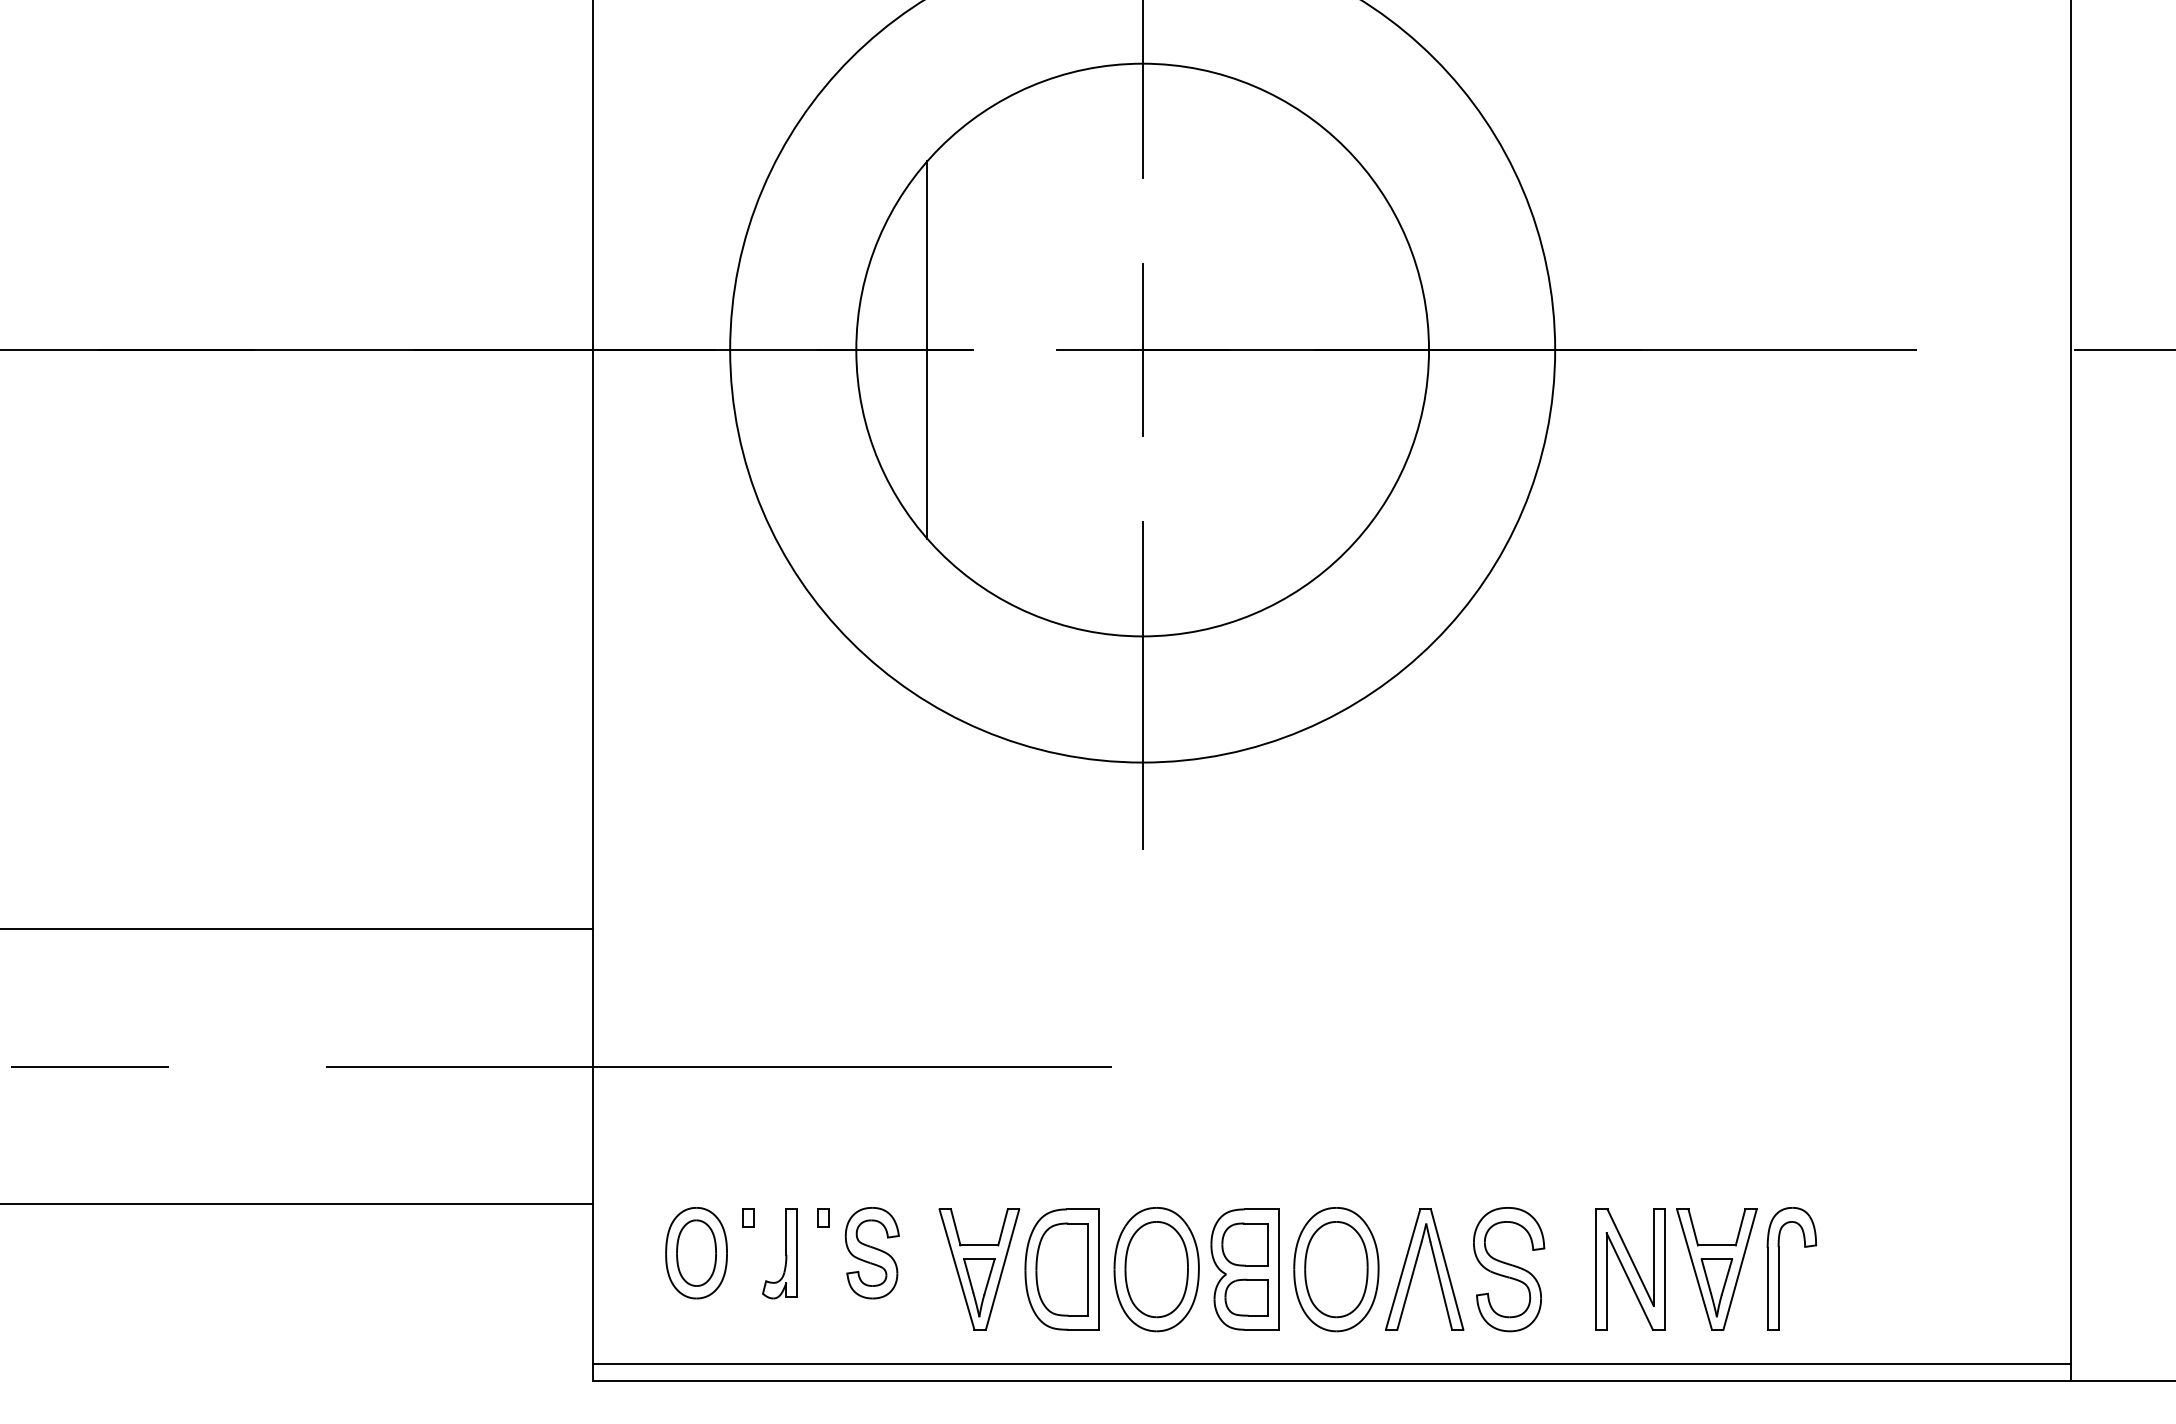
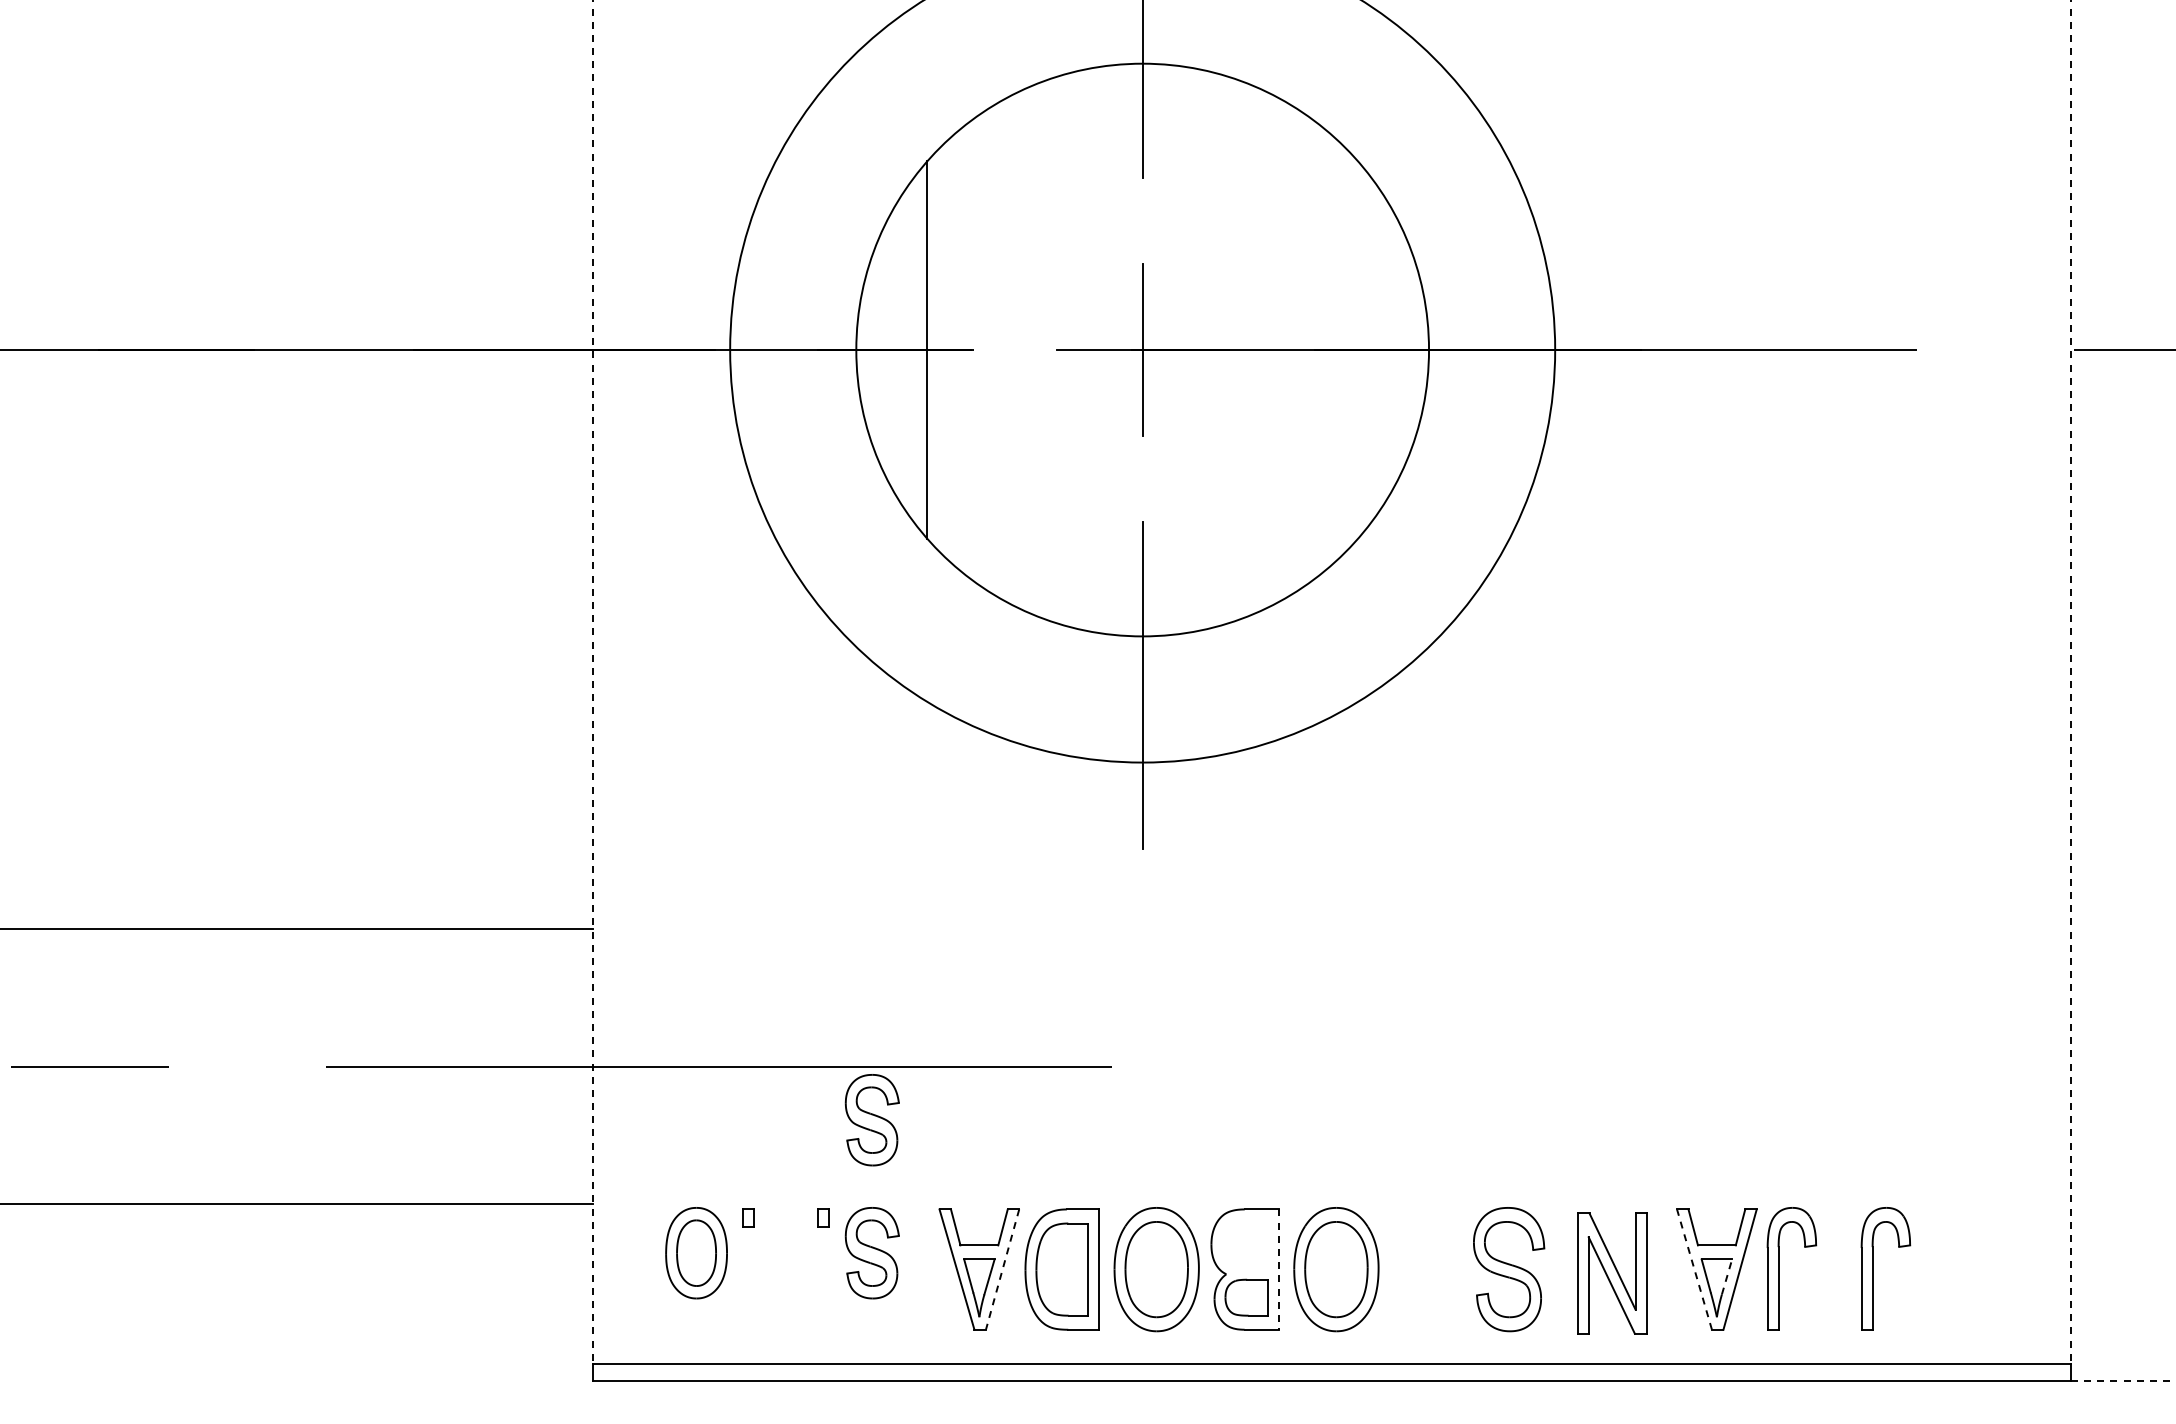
line: solid -> dashed (592, 682)
line: solid -> dashed (2070, 682)
part: none -> present (871, 1120)
part: present -> none (1244, 1244)
part: present -> none (779, 1253)
part: present -> none (1416, 1265)
part: none -> present (1873, 1268)
part position: (1630, 1269) -> (1612, 1273) (1612, 1273)
line: solid -> dashed (1694, 1269)
line: solid -> dashed (1002, 1270)
line: solid -> dashed (1278, 1270)
line: solid -> dashed (1727, 1276)
line: solid -> dashed (2123, 1381)
